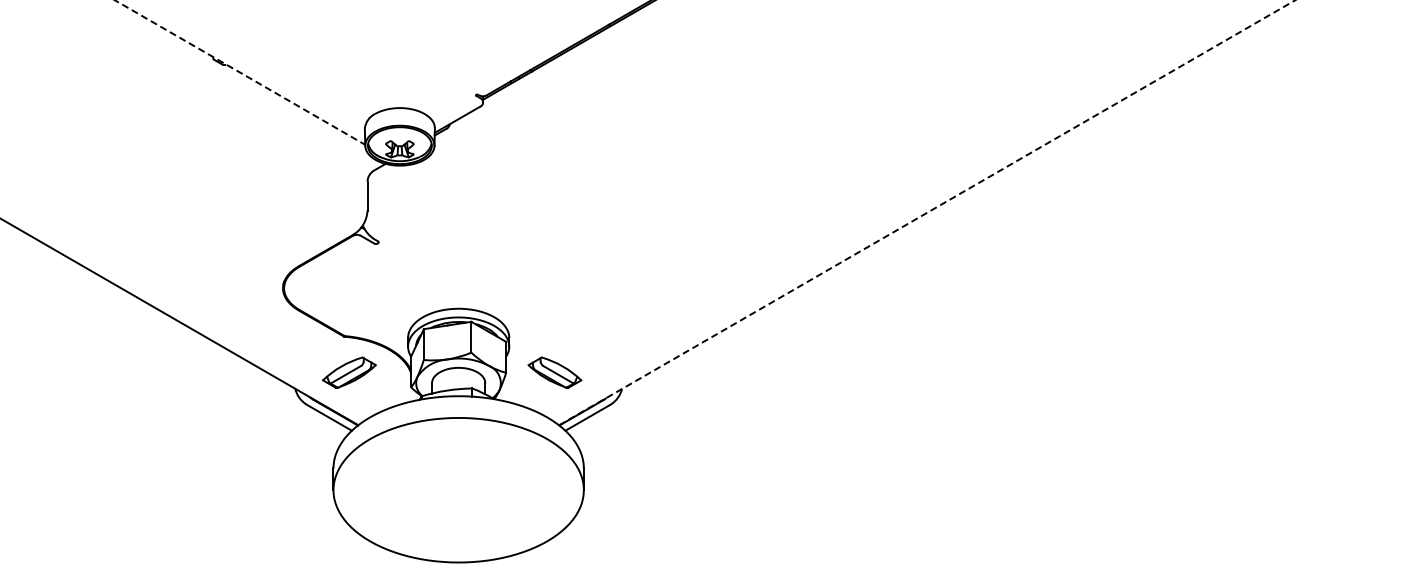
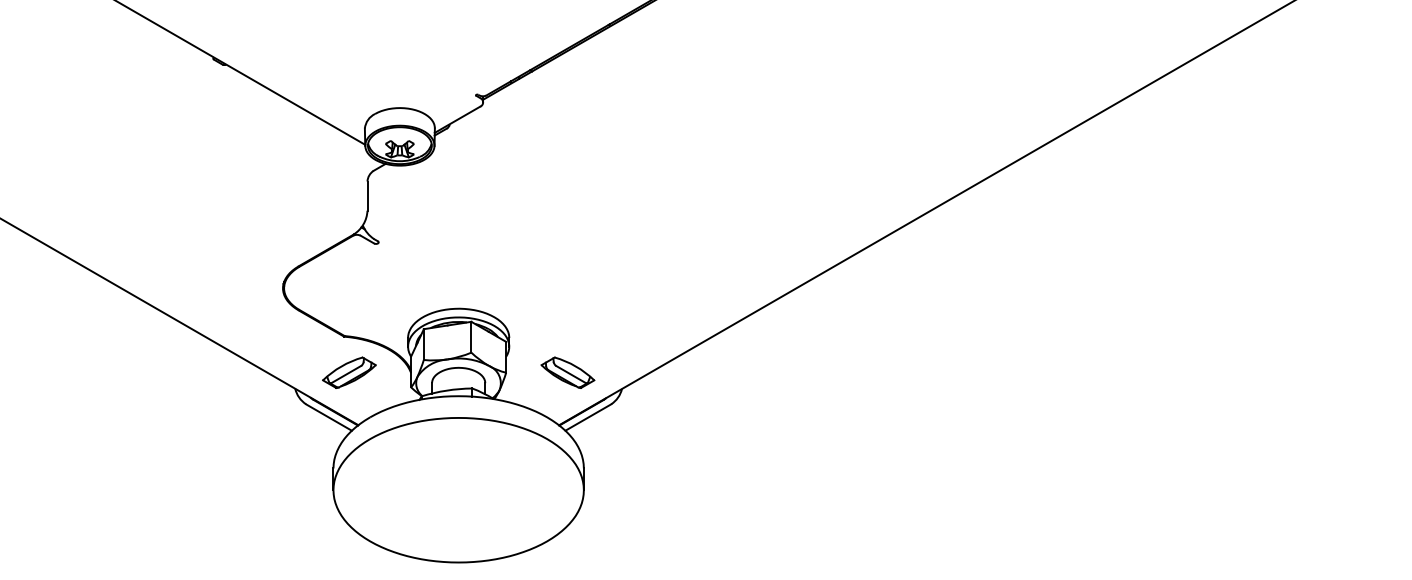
line: dashed -> solid (239, 72)
line: dashed -> solid (927, 212)
part position: (554, 372) -> (567, 372) (567, 372)
